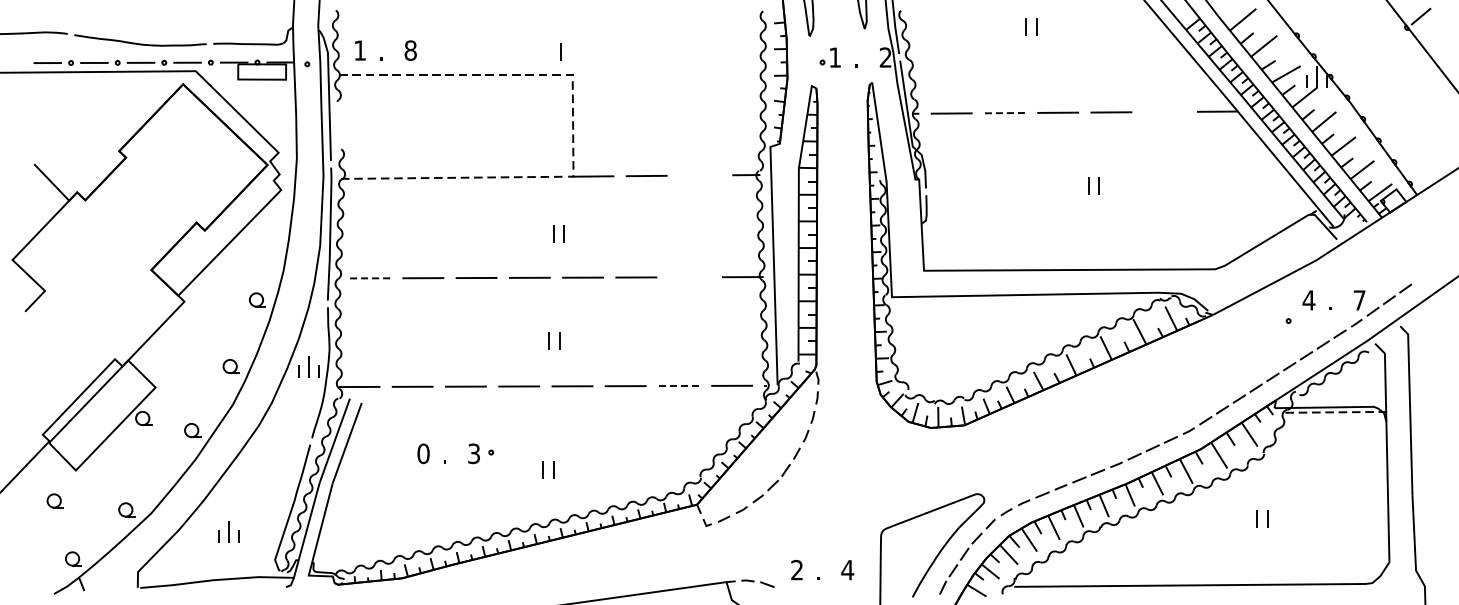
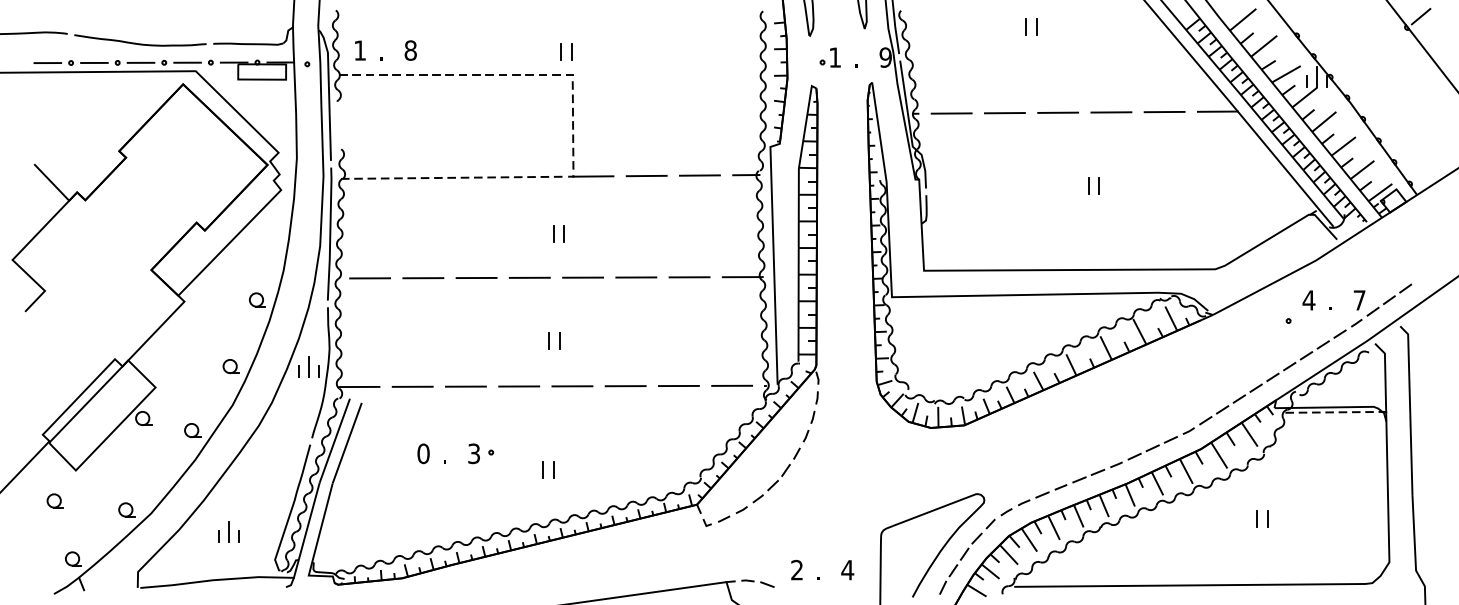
line: none -> present (571, 51)
text: 2 -> 9 (885, 57)
line: none -> present (1164, 111)
line: dashed -> solid (1004, 113)
line: none -> present (699, 175)
line: none -> present (689, 277)
line: dashed -> solid (370, 278)
line: dashed -> solid (678, 386)
